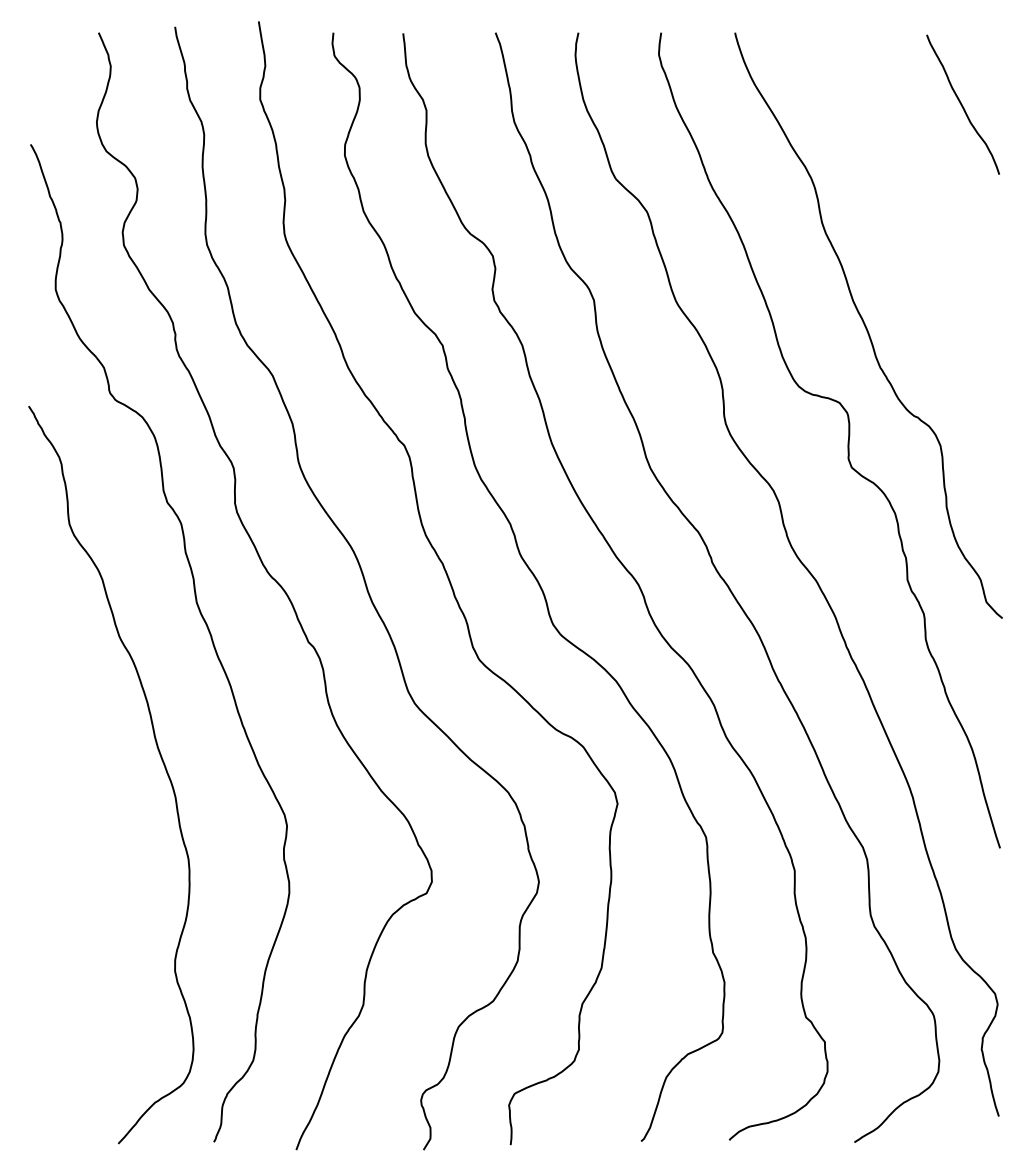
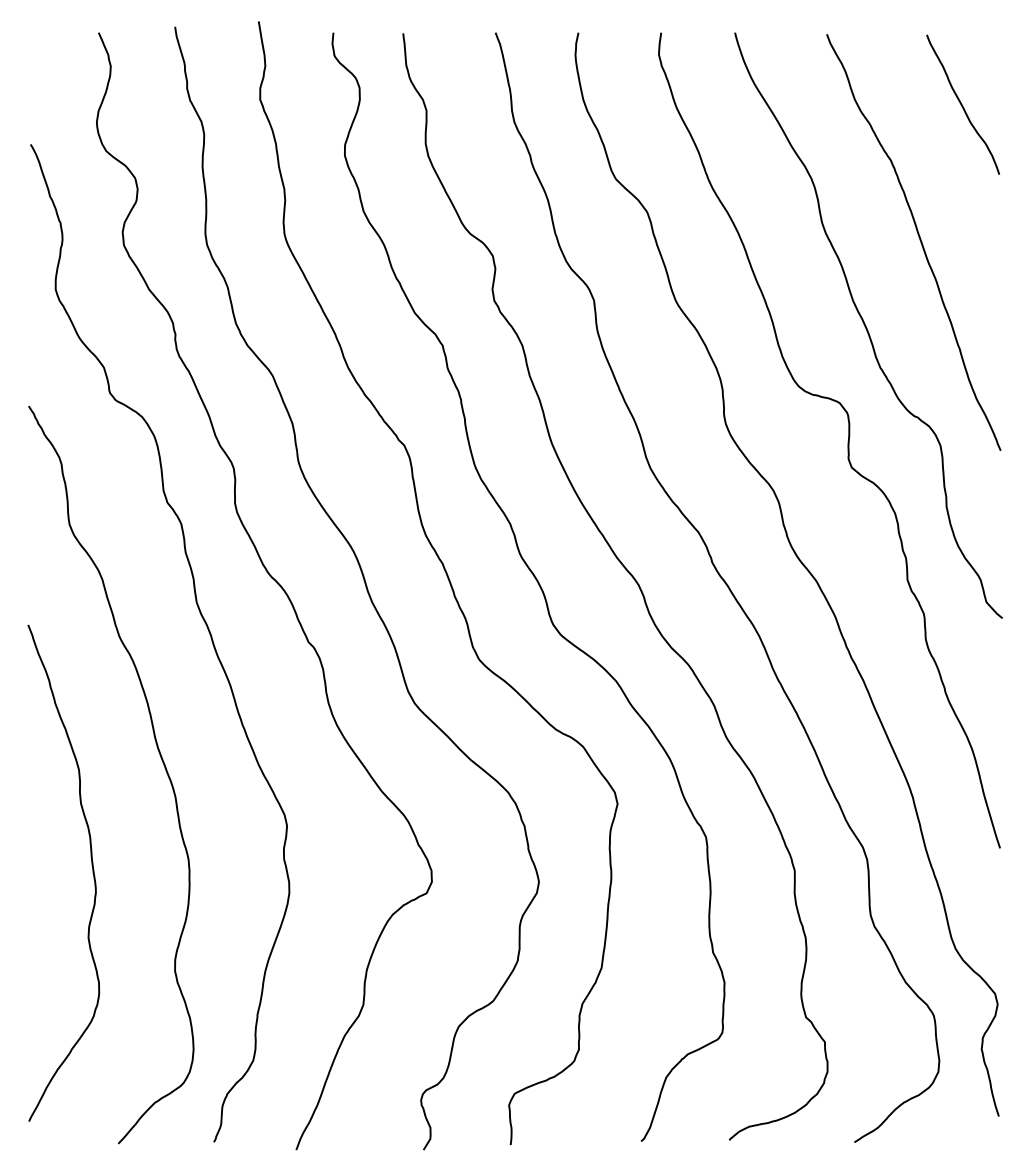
curve: none -> present (919, 240)
curve: none -> present (91, 865)
